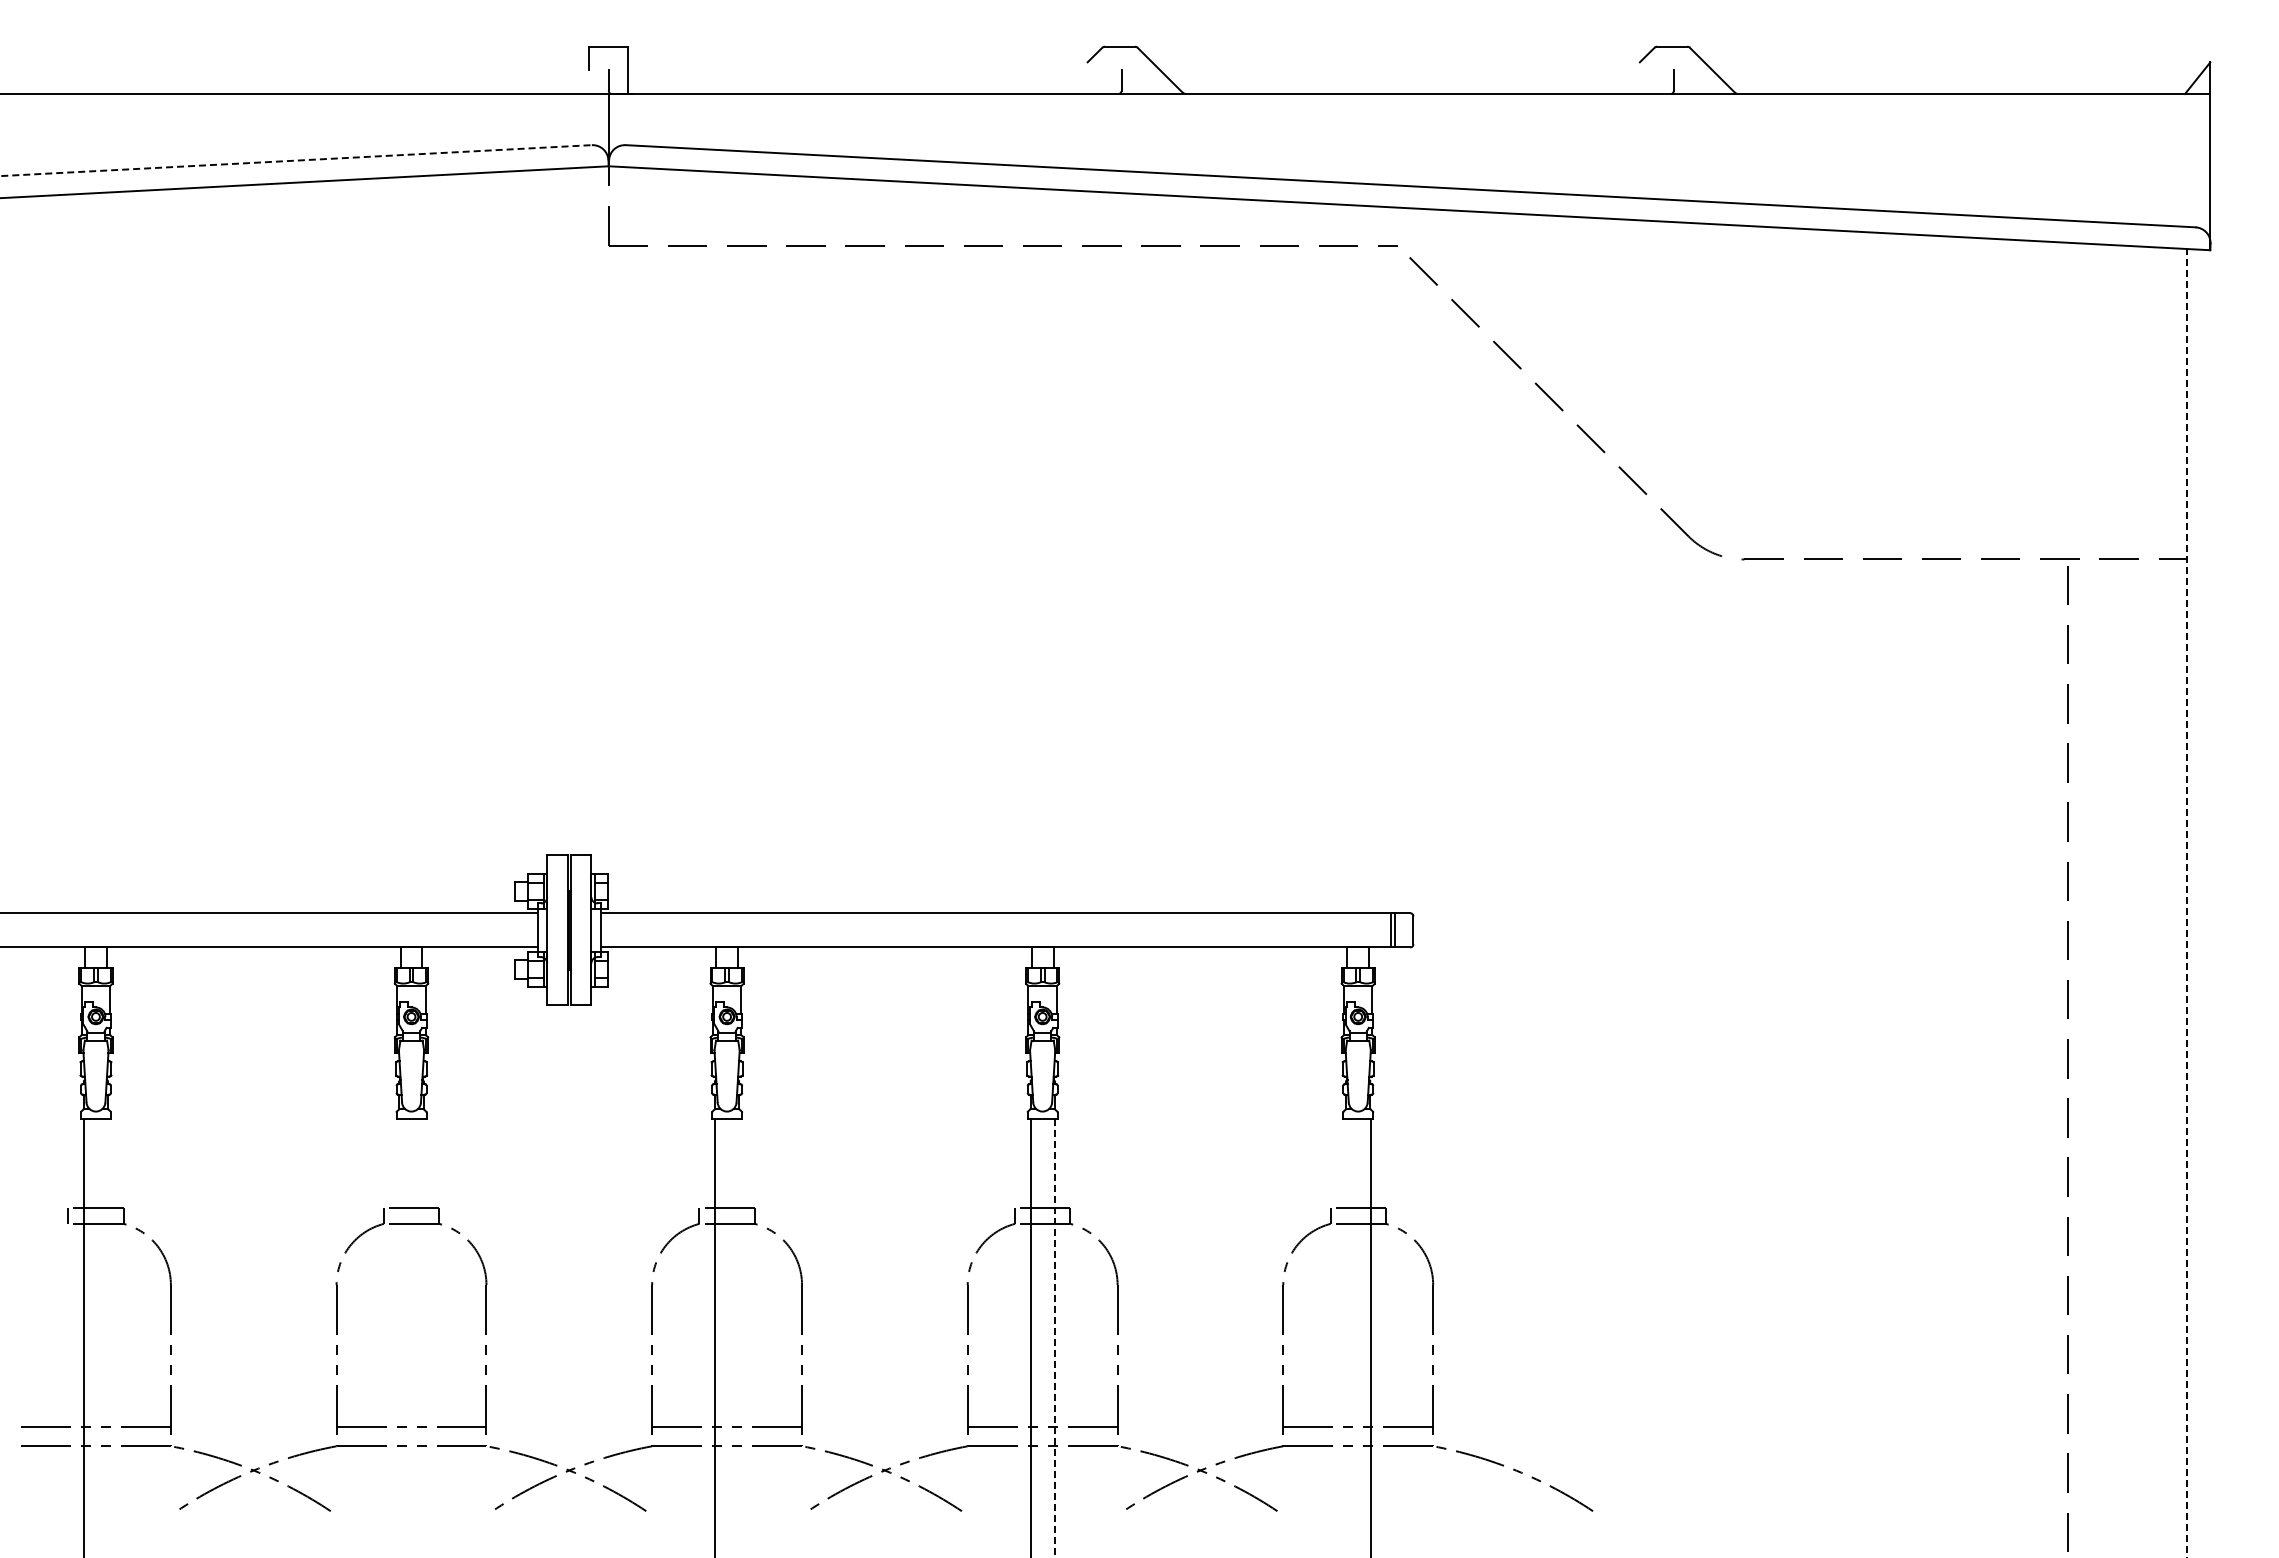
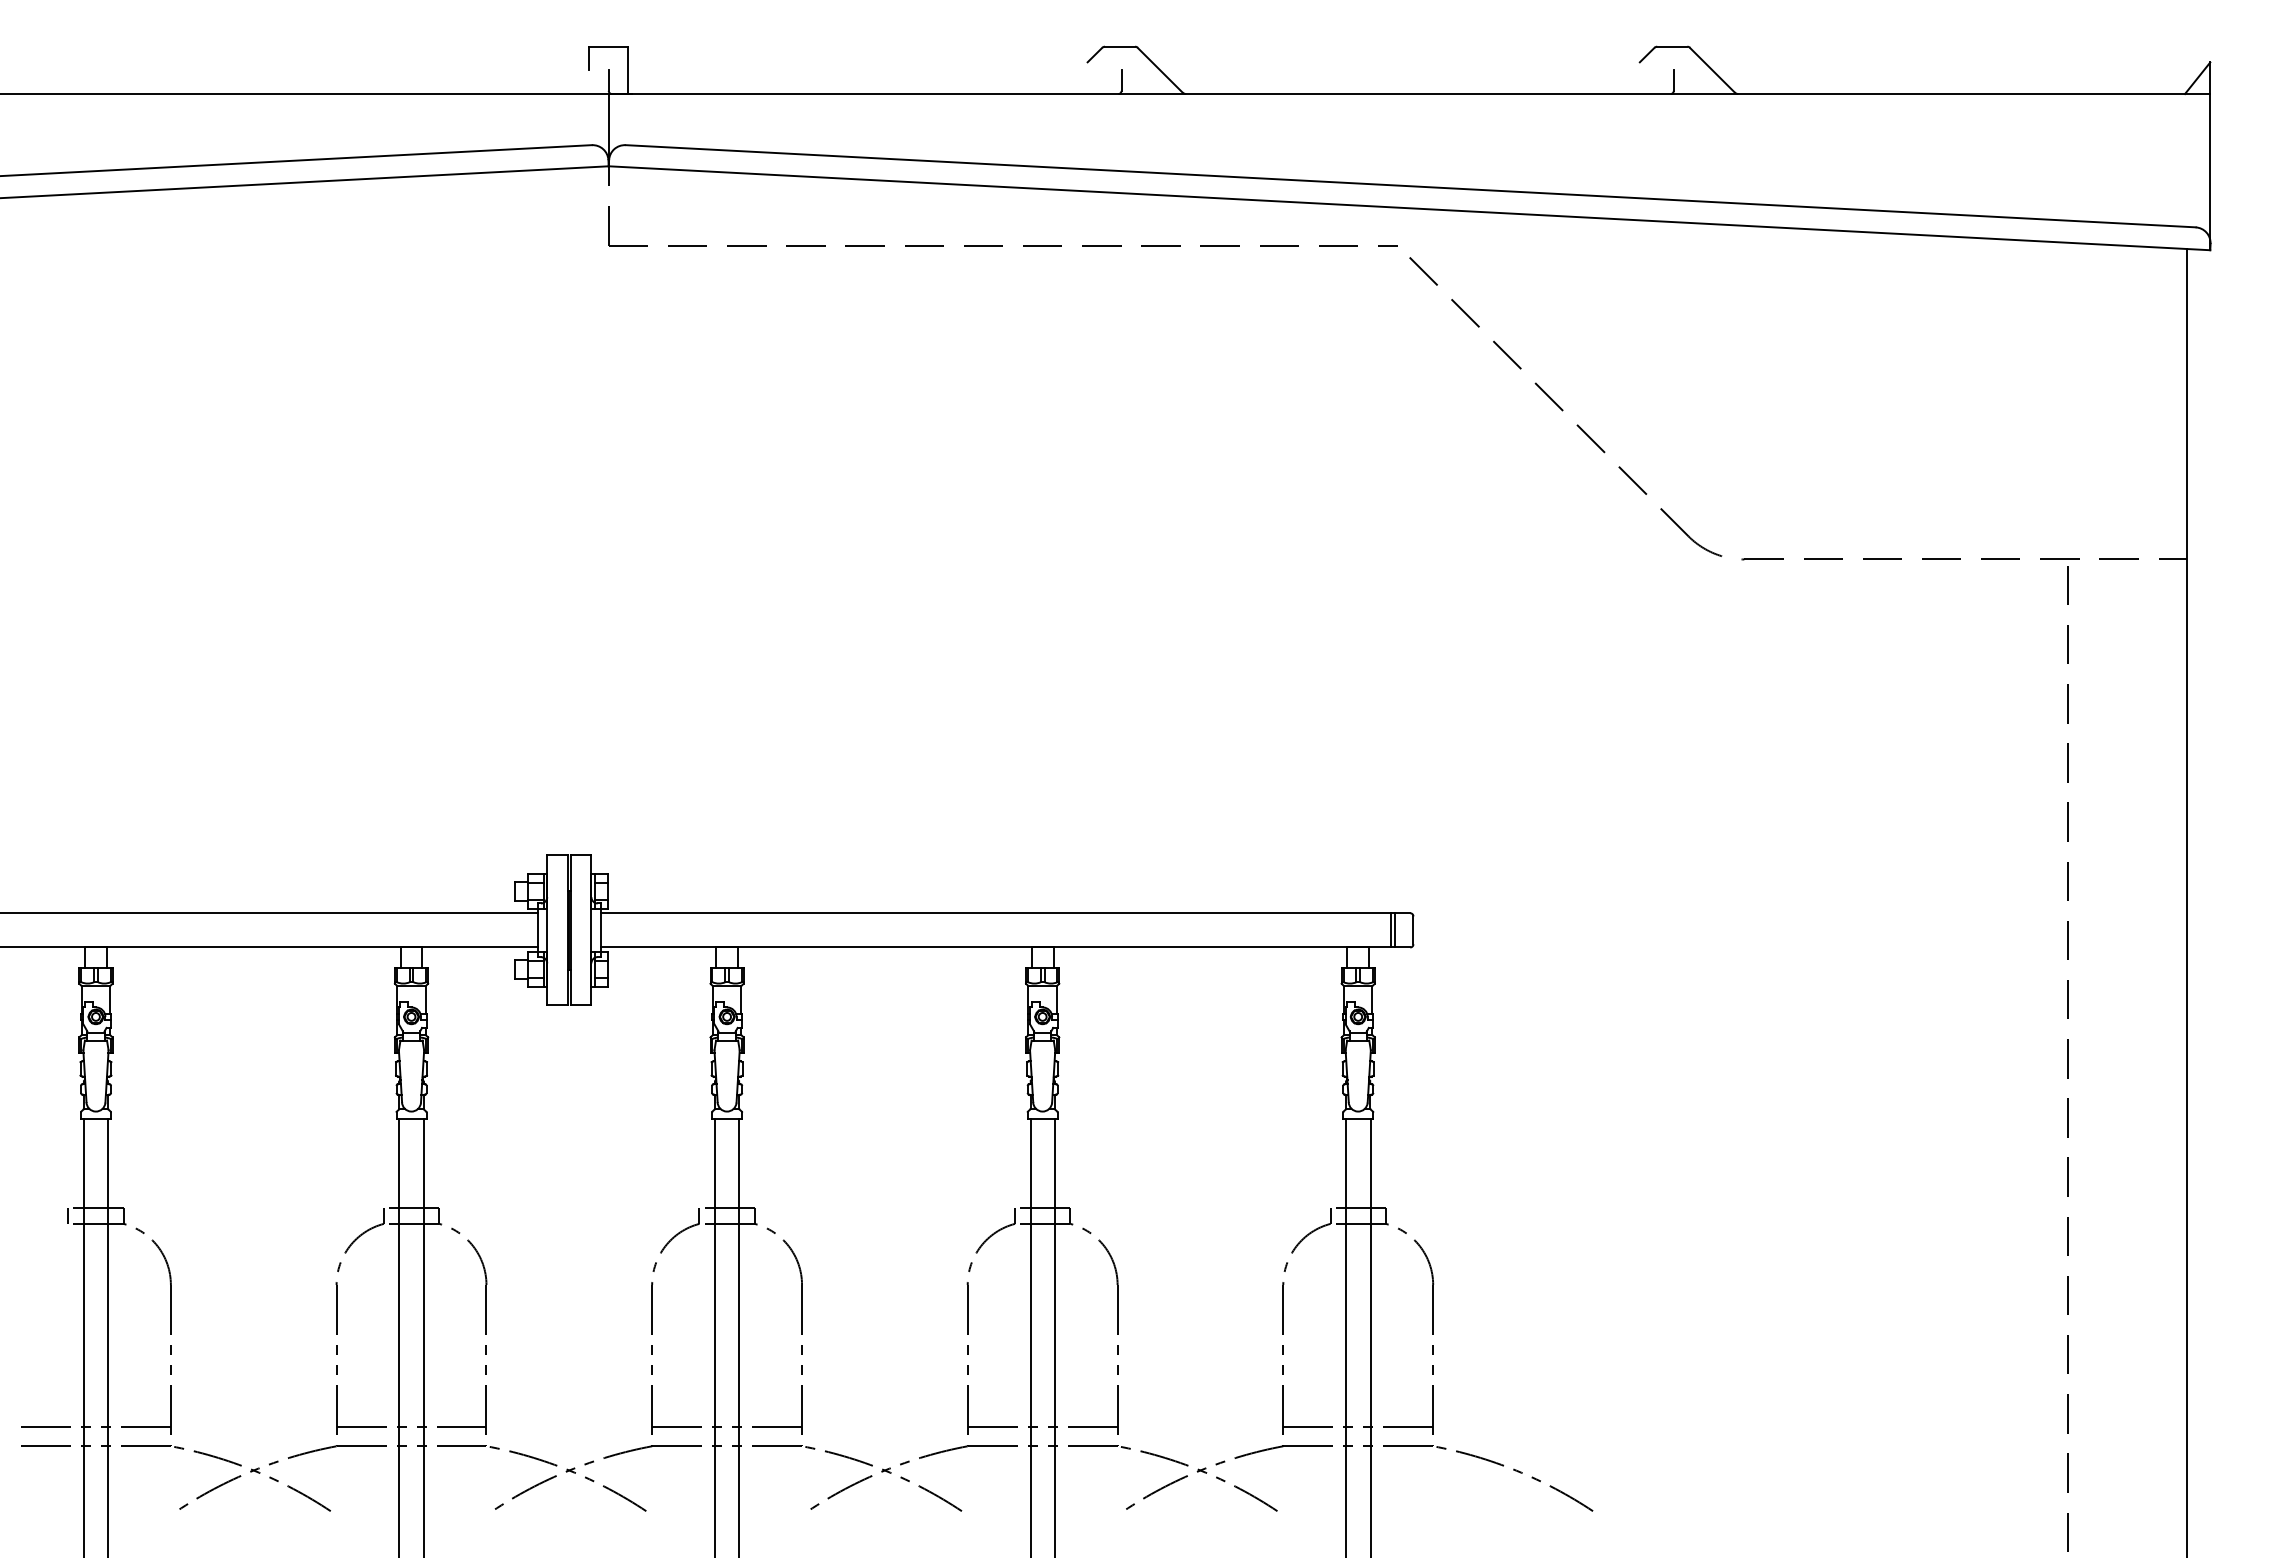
line: dashed -> solid (296, 160)
line: dashed -> solid (2186, 902)
line: none -> present (108, 1336)
line: none -> present (399, 1336)
line: none -> present (423, 1336)
line: none -> present (739, 1336)
line: none -> present (1346, 1336)
line: dashed -> solid (1054, 1338)
